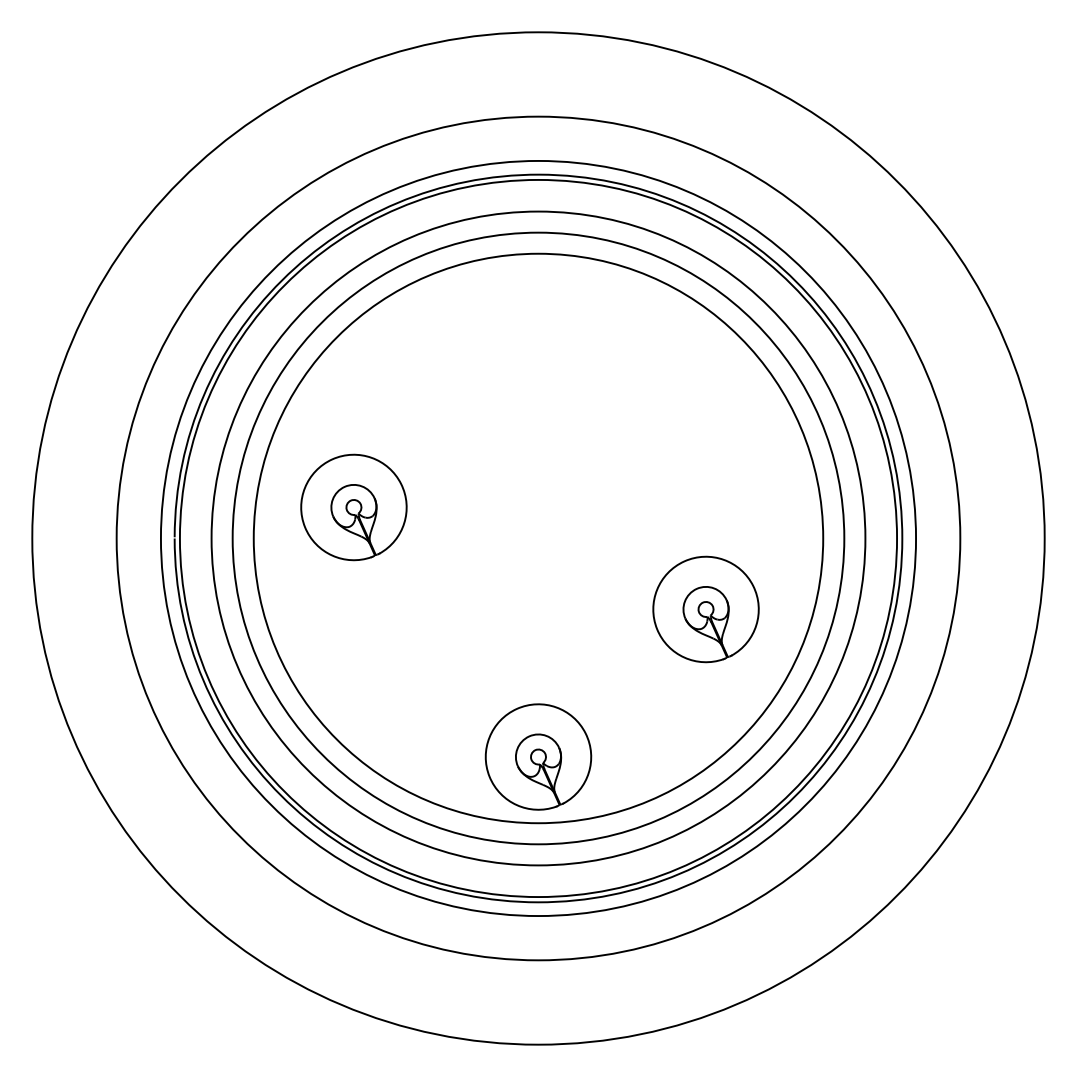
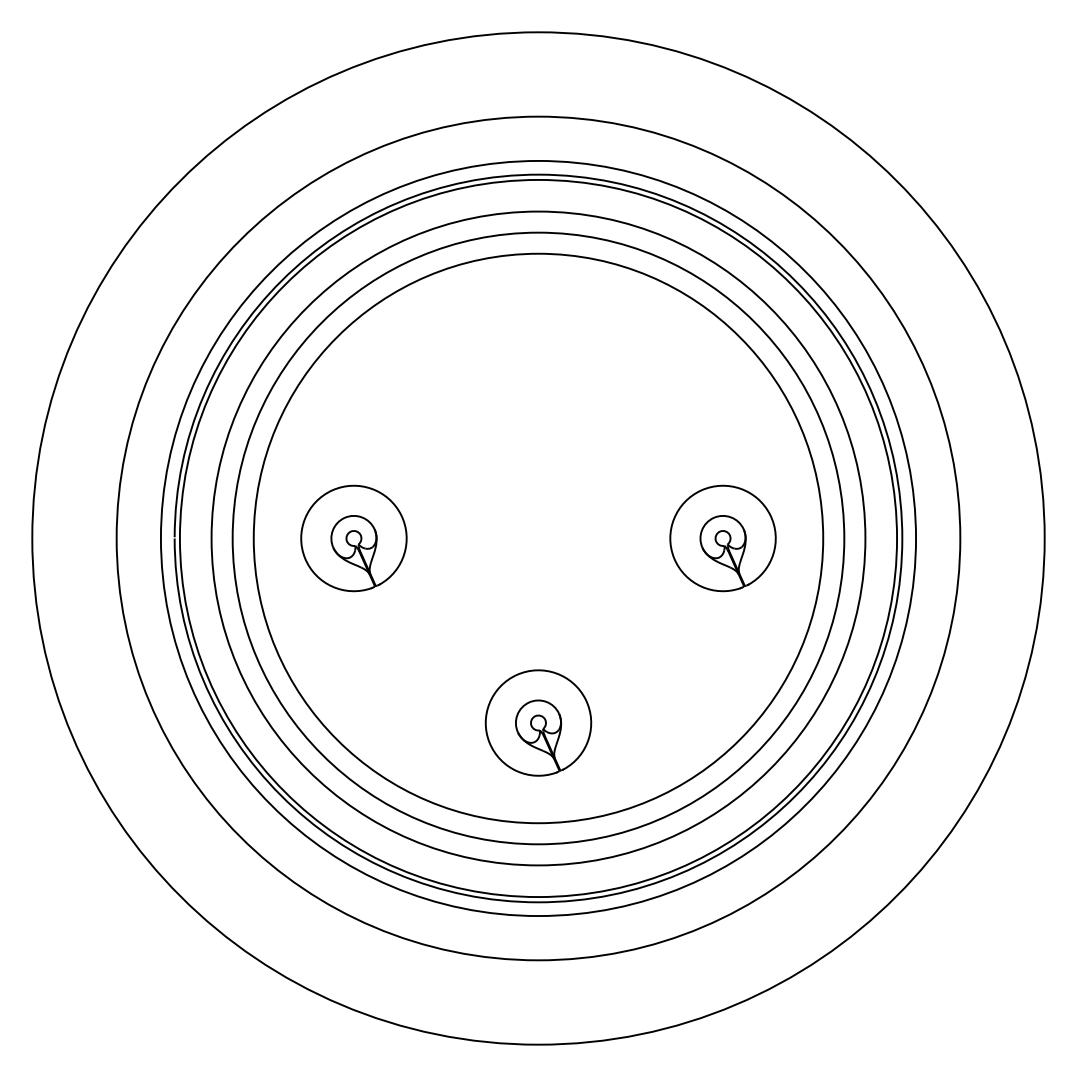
part position: (353, 507) -> (353, 538) (353, 538)
part position: (705, 609) -> (722, 538) (722, 538)
part position: (538, 756) -> (538, 722) (538, 722)
